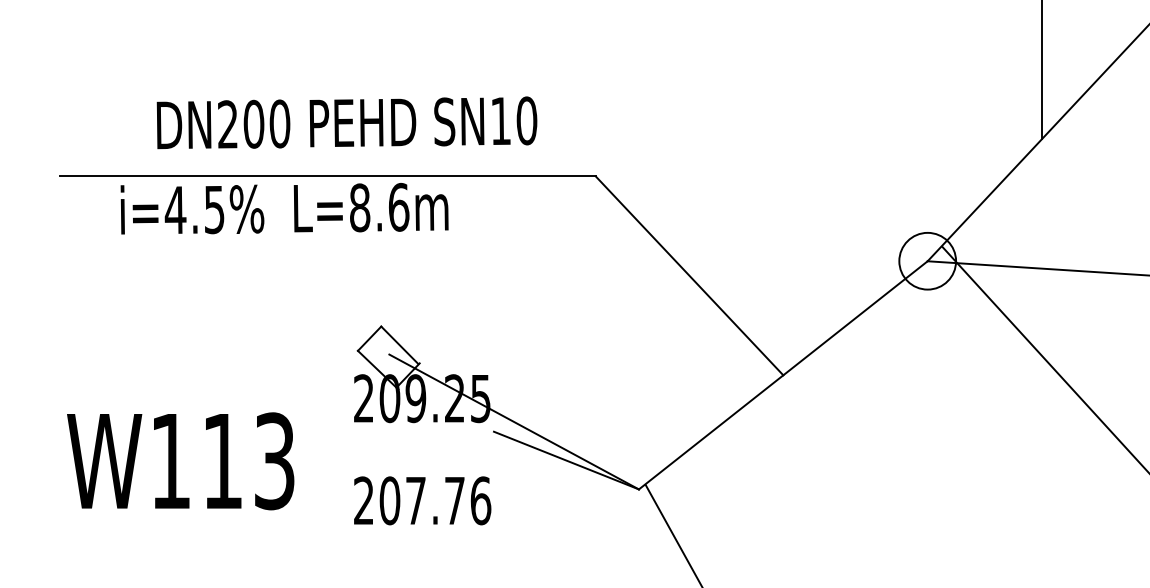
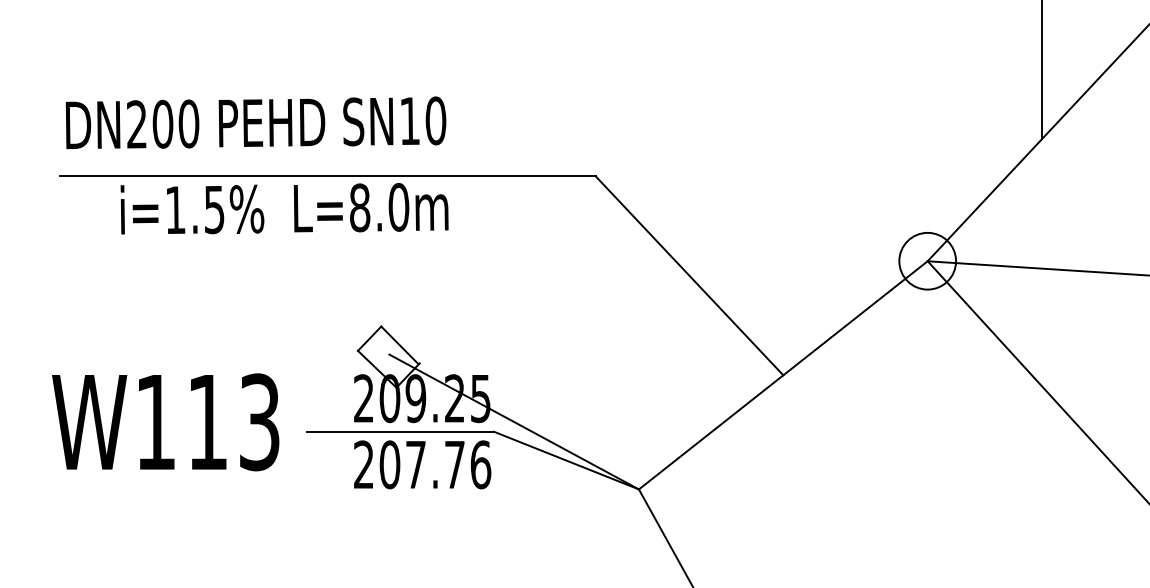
text position: (346, 122) -> (255, 122) (255, 122)
text: L=8.6m -> L=8.0m (398, 206)
text: i=4.5% -> i=1.5% (175, 209)
line position: (1044, 358) -> (1036, 381) (1036, 381)
line: none -> present (399, 431)
text position: (180, 461) -> (165, 422) (165, 422)
text position: (422, 500) -> (422, 464) (422, 464)
line position: (672, 534) -> (664, 536) (664, 536)
